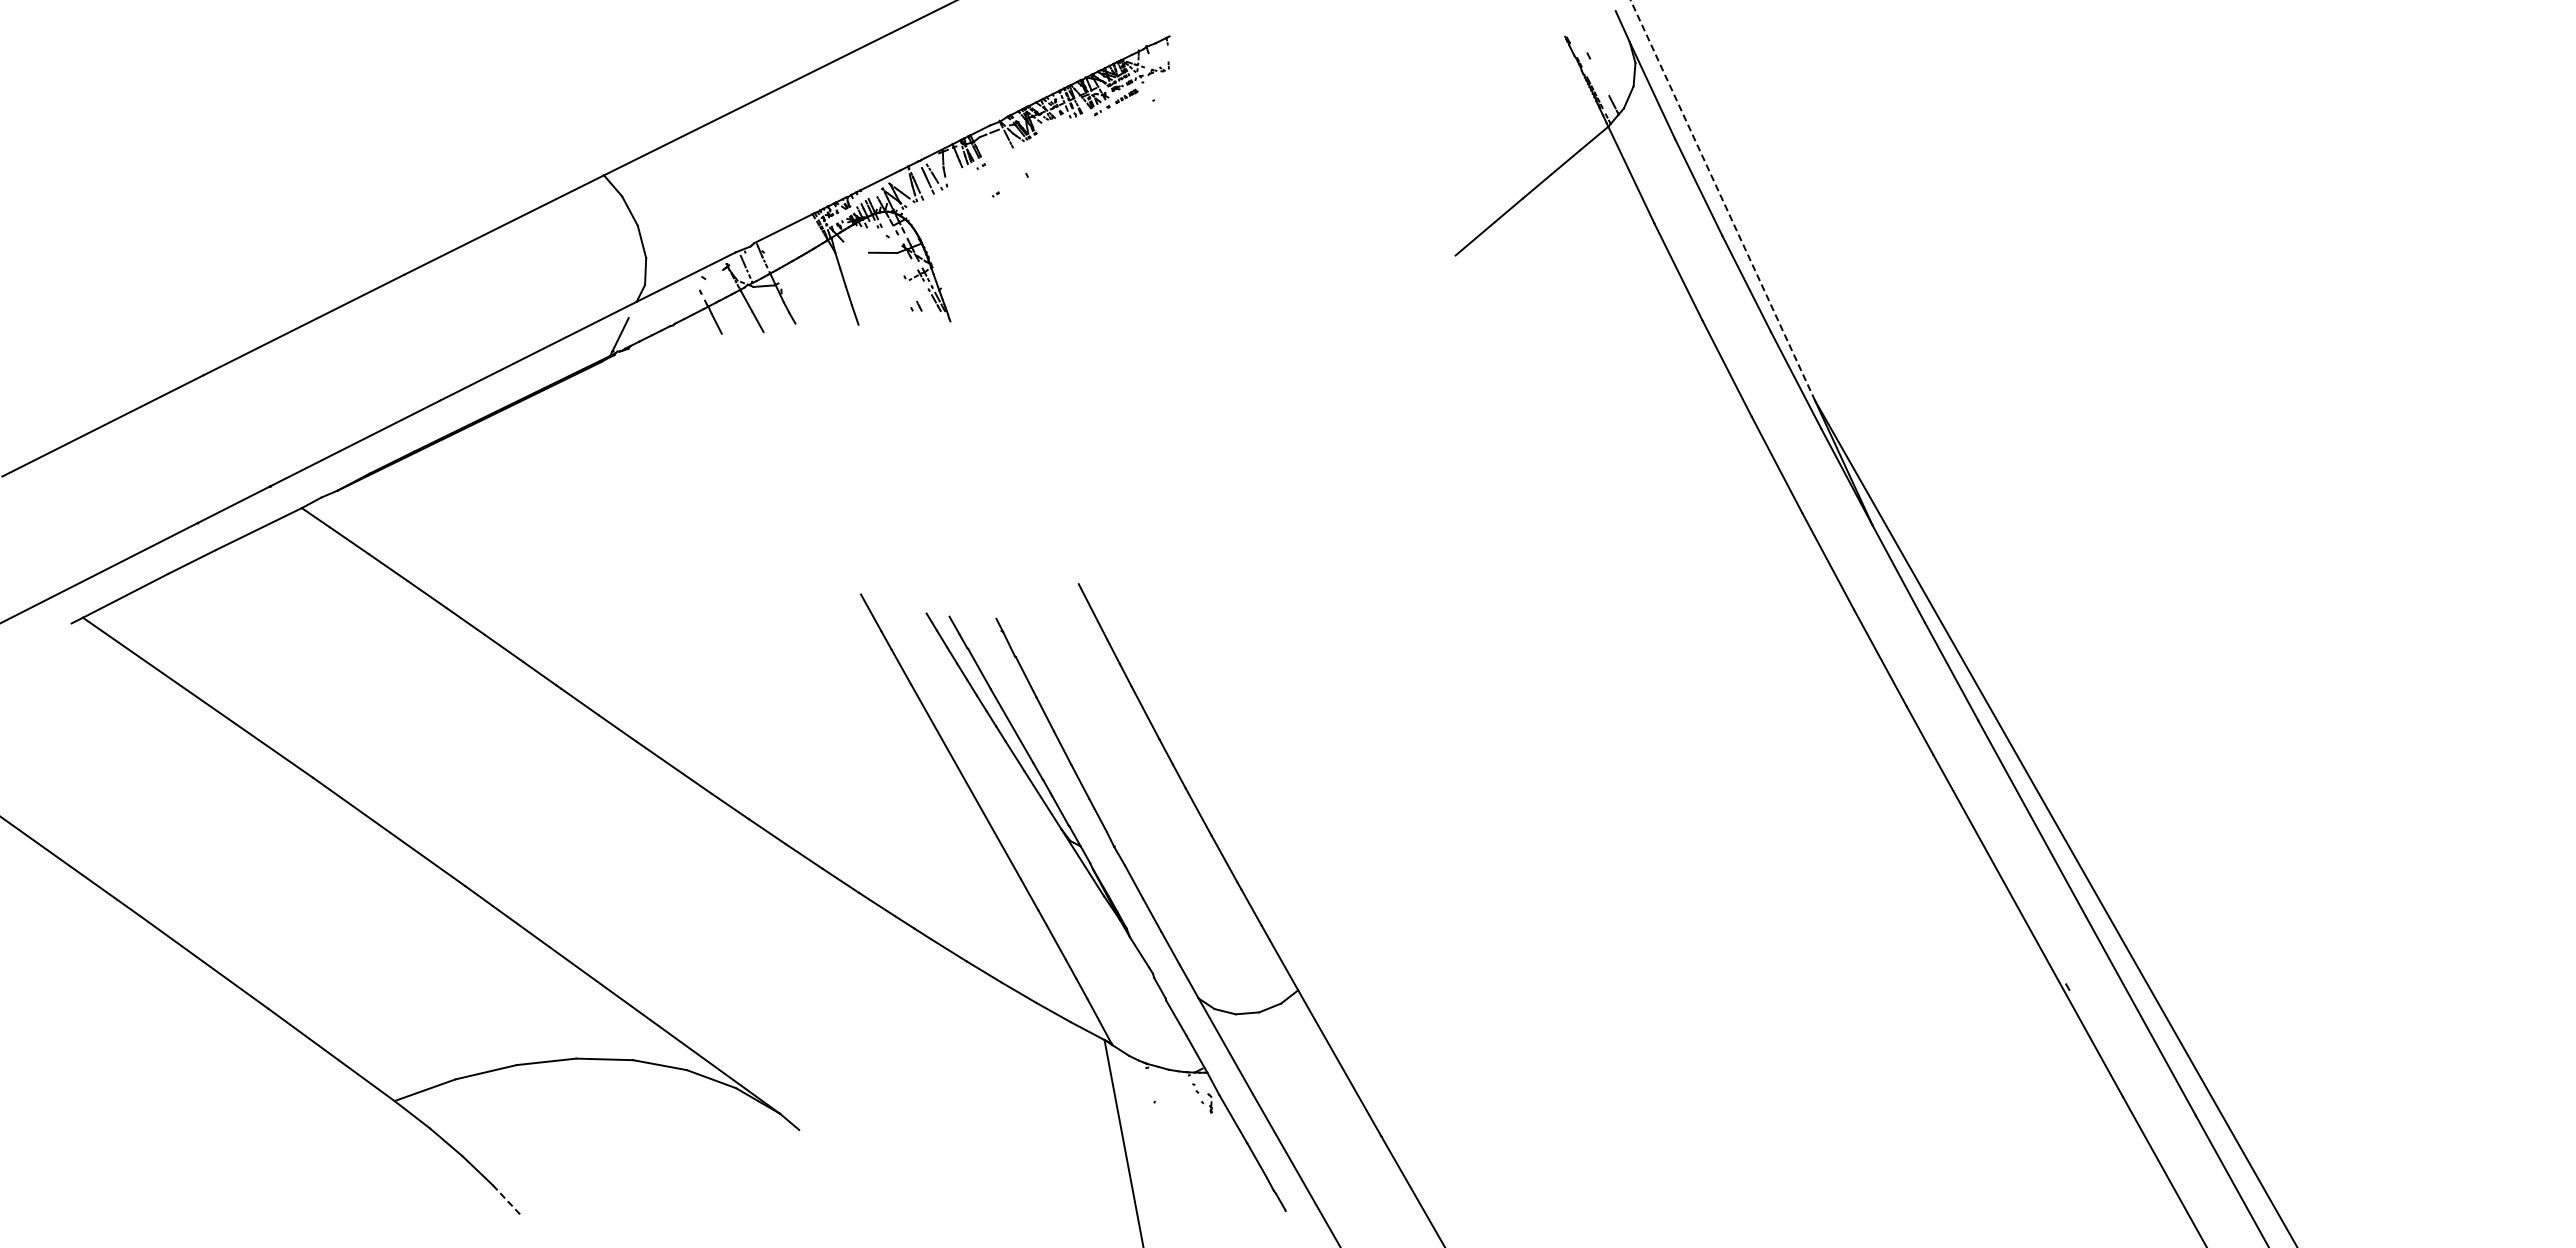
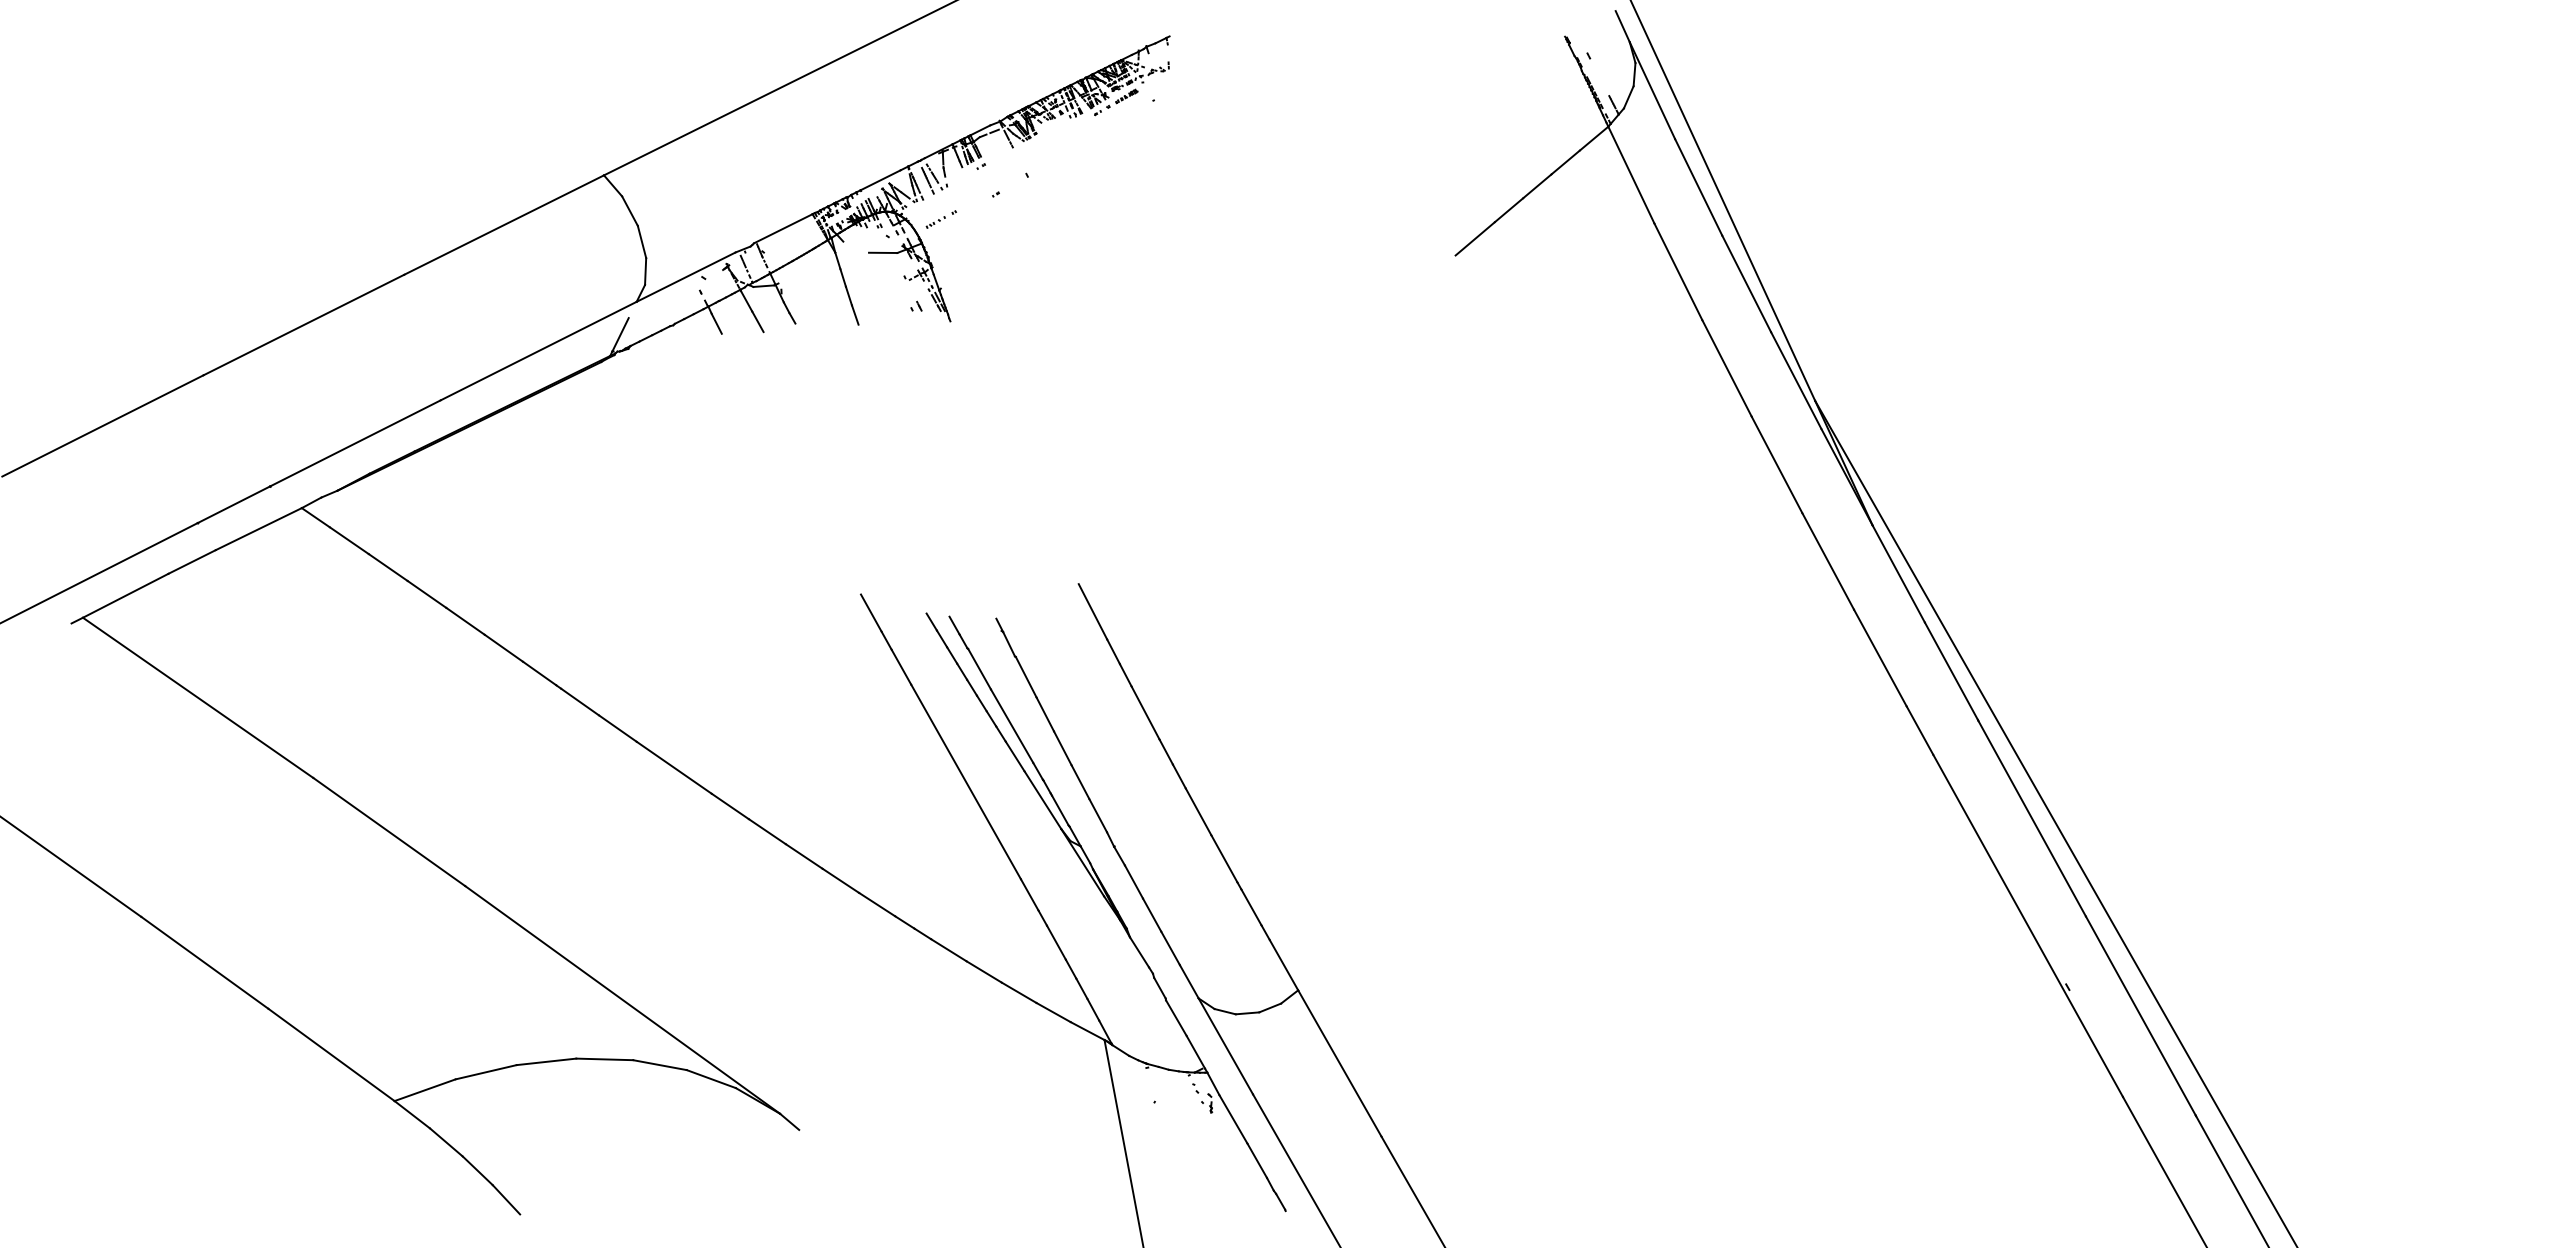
line: dashed -> solid (1722, 200)
part: none -> present (940, 219)
line: dashed -> solid (506, 1199)
